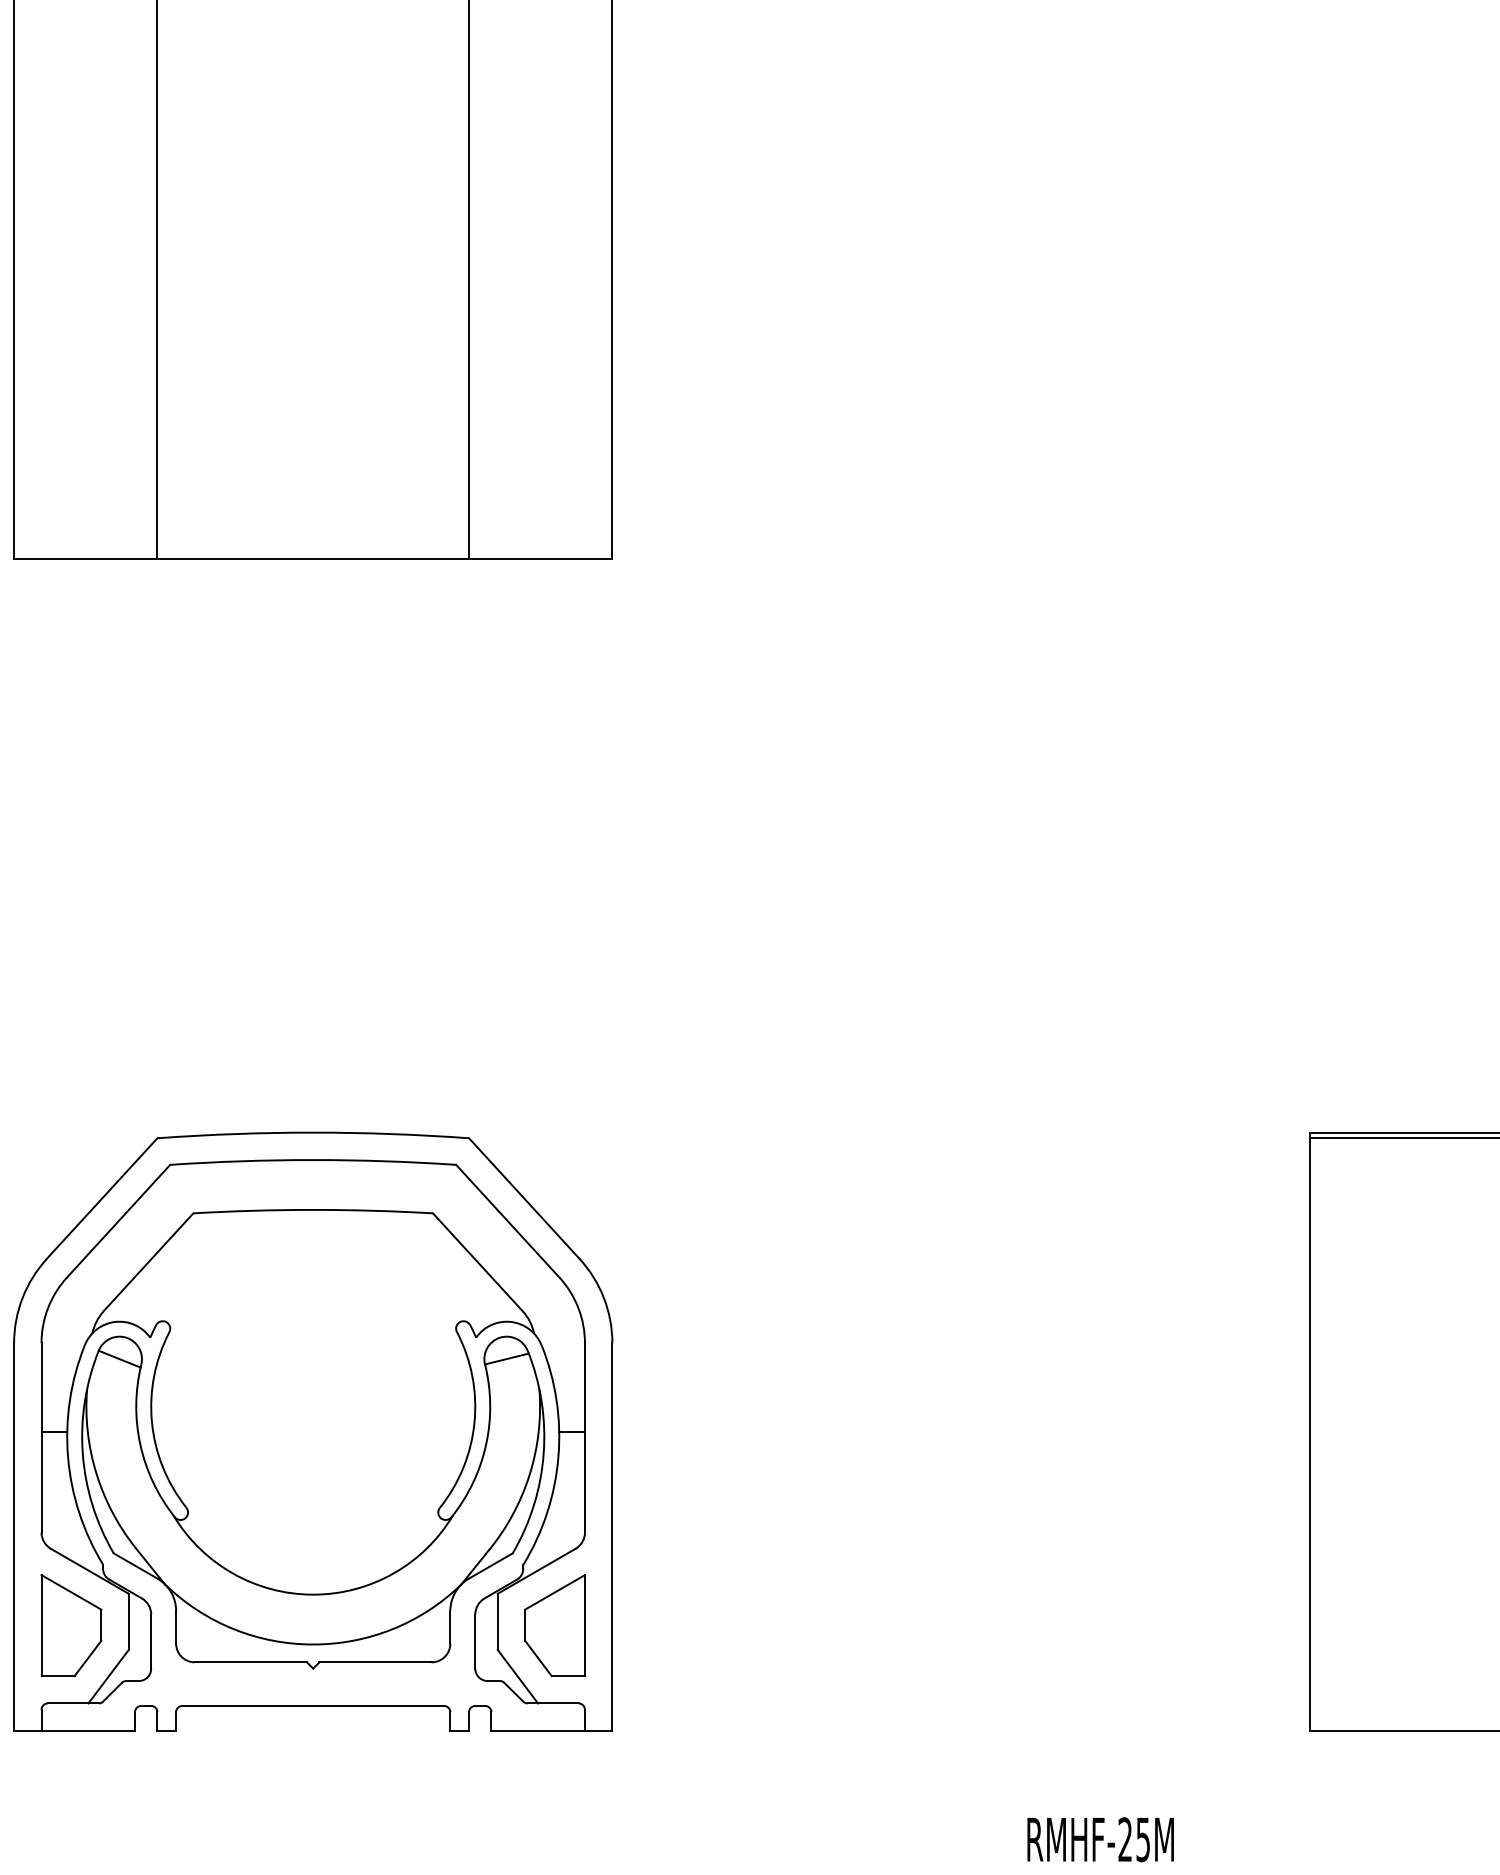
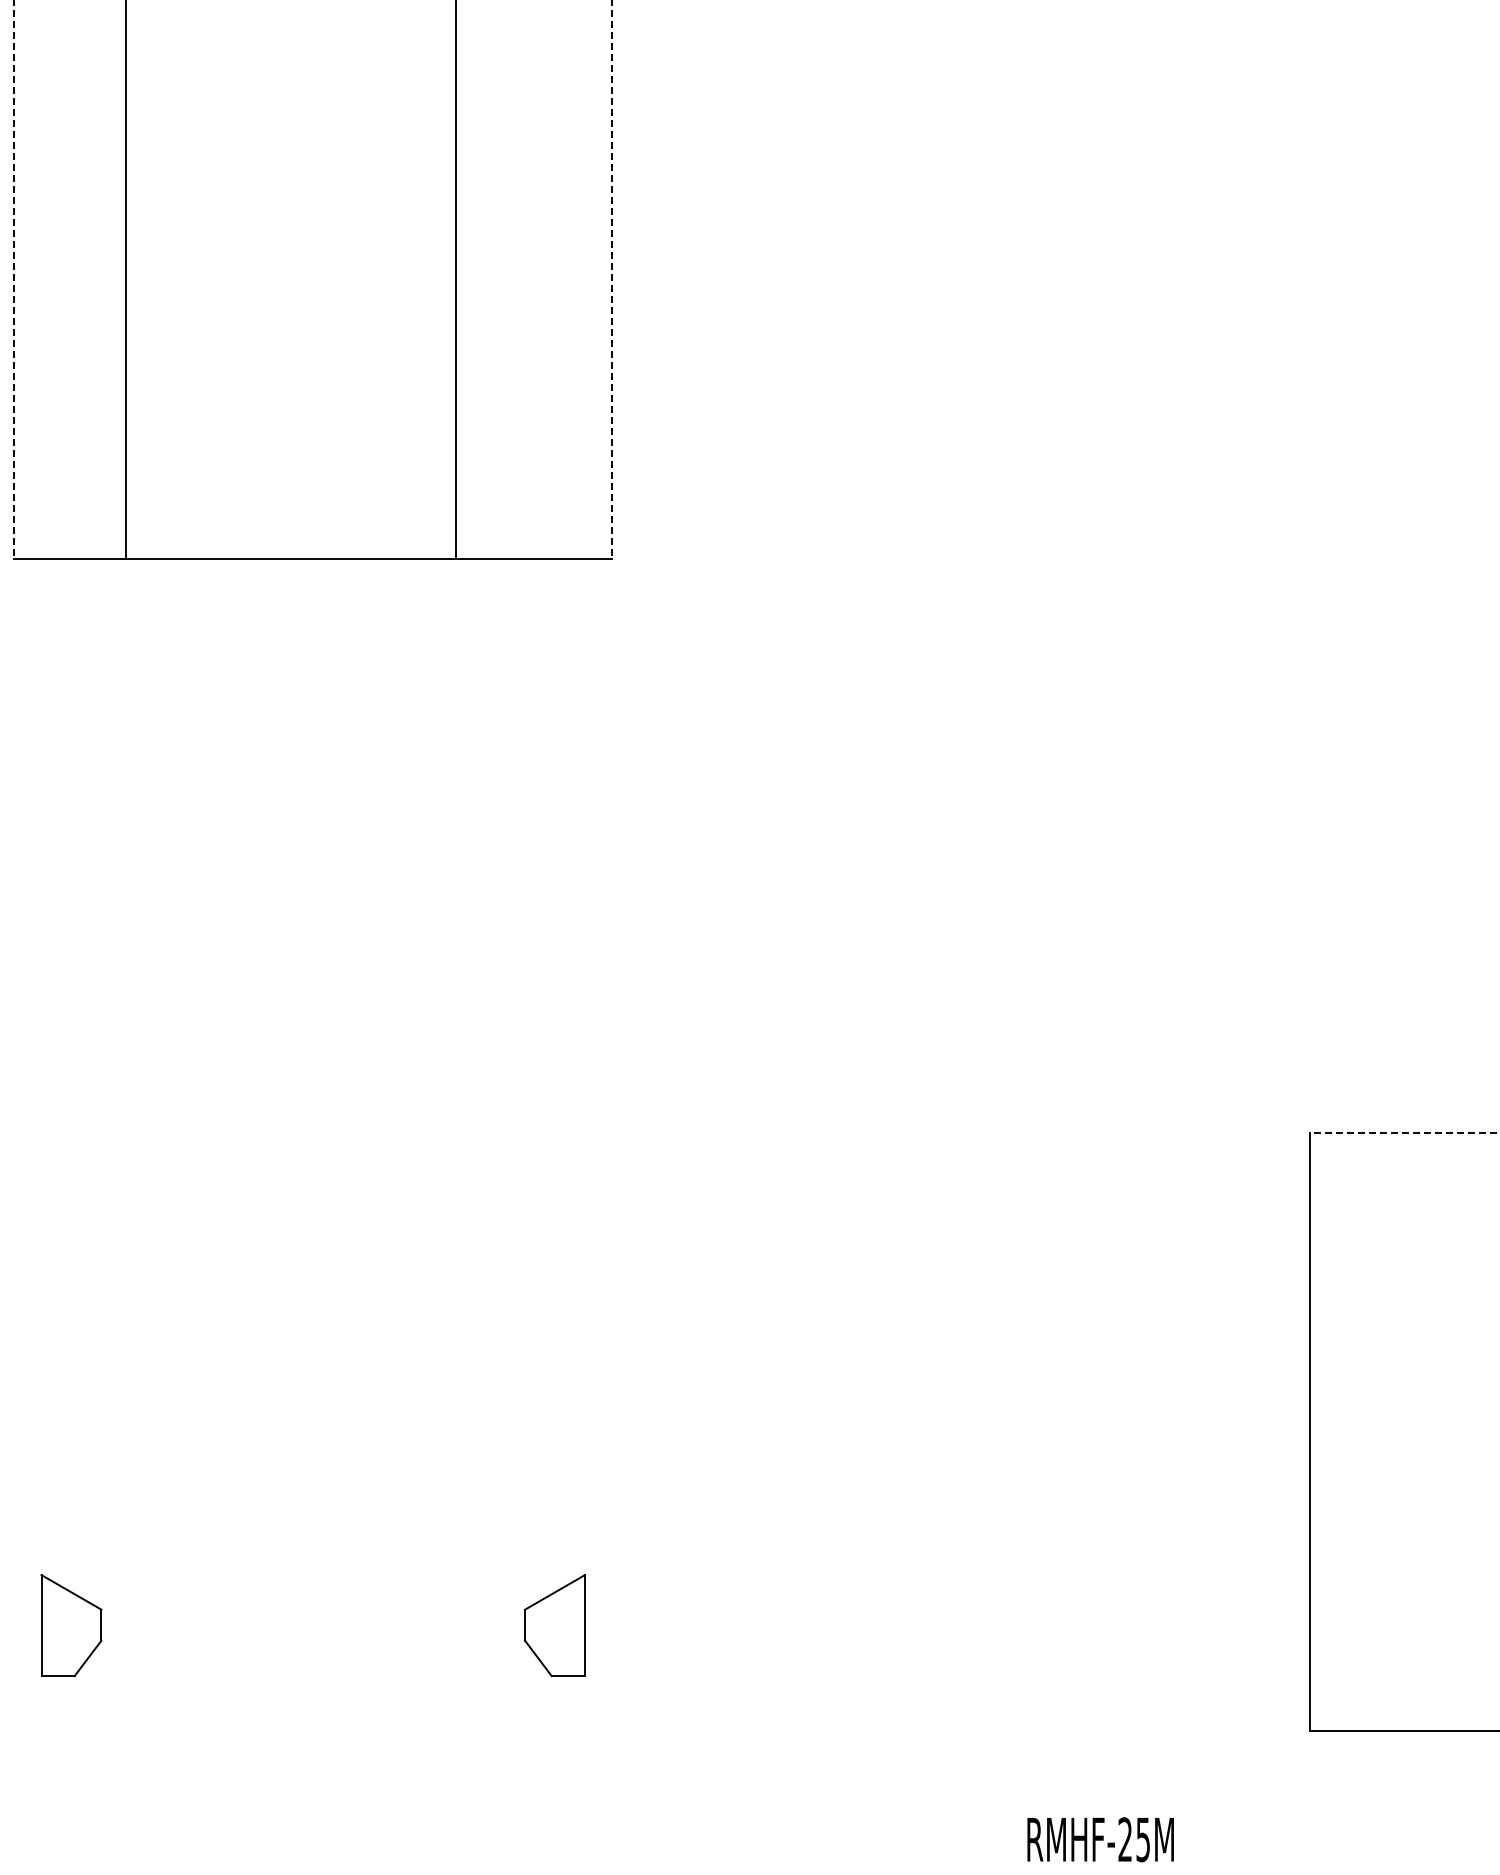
line: solid -> dashed (14, 280)
line position: (157, 280) -> (126, 280) (126, 280)
line position: (469, 280) -> (456, 280) (456, 280)
line: solid -> dashed (612, 280)
line: solid -> dashed (1404, 1132)
line: present -> none (1403, 1138)
part: present -> none (313, 1431)
